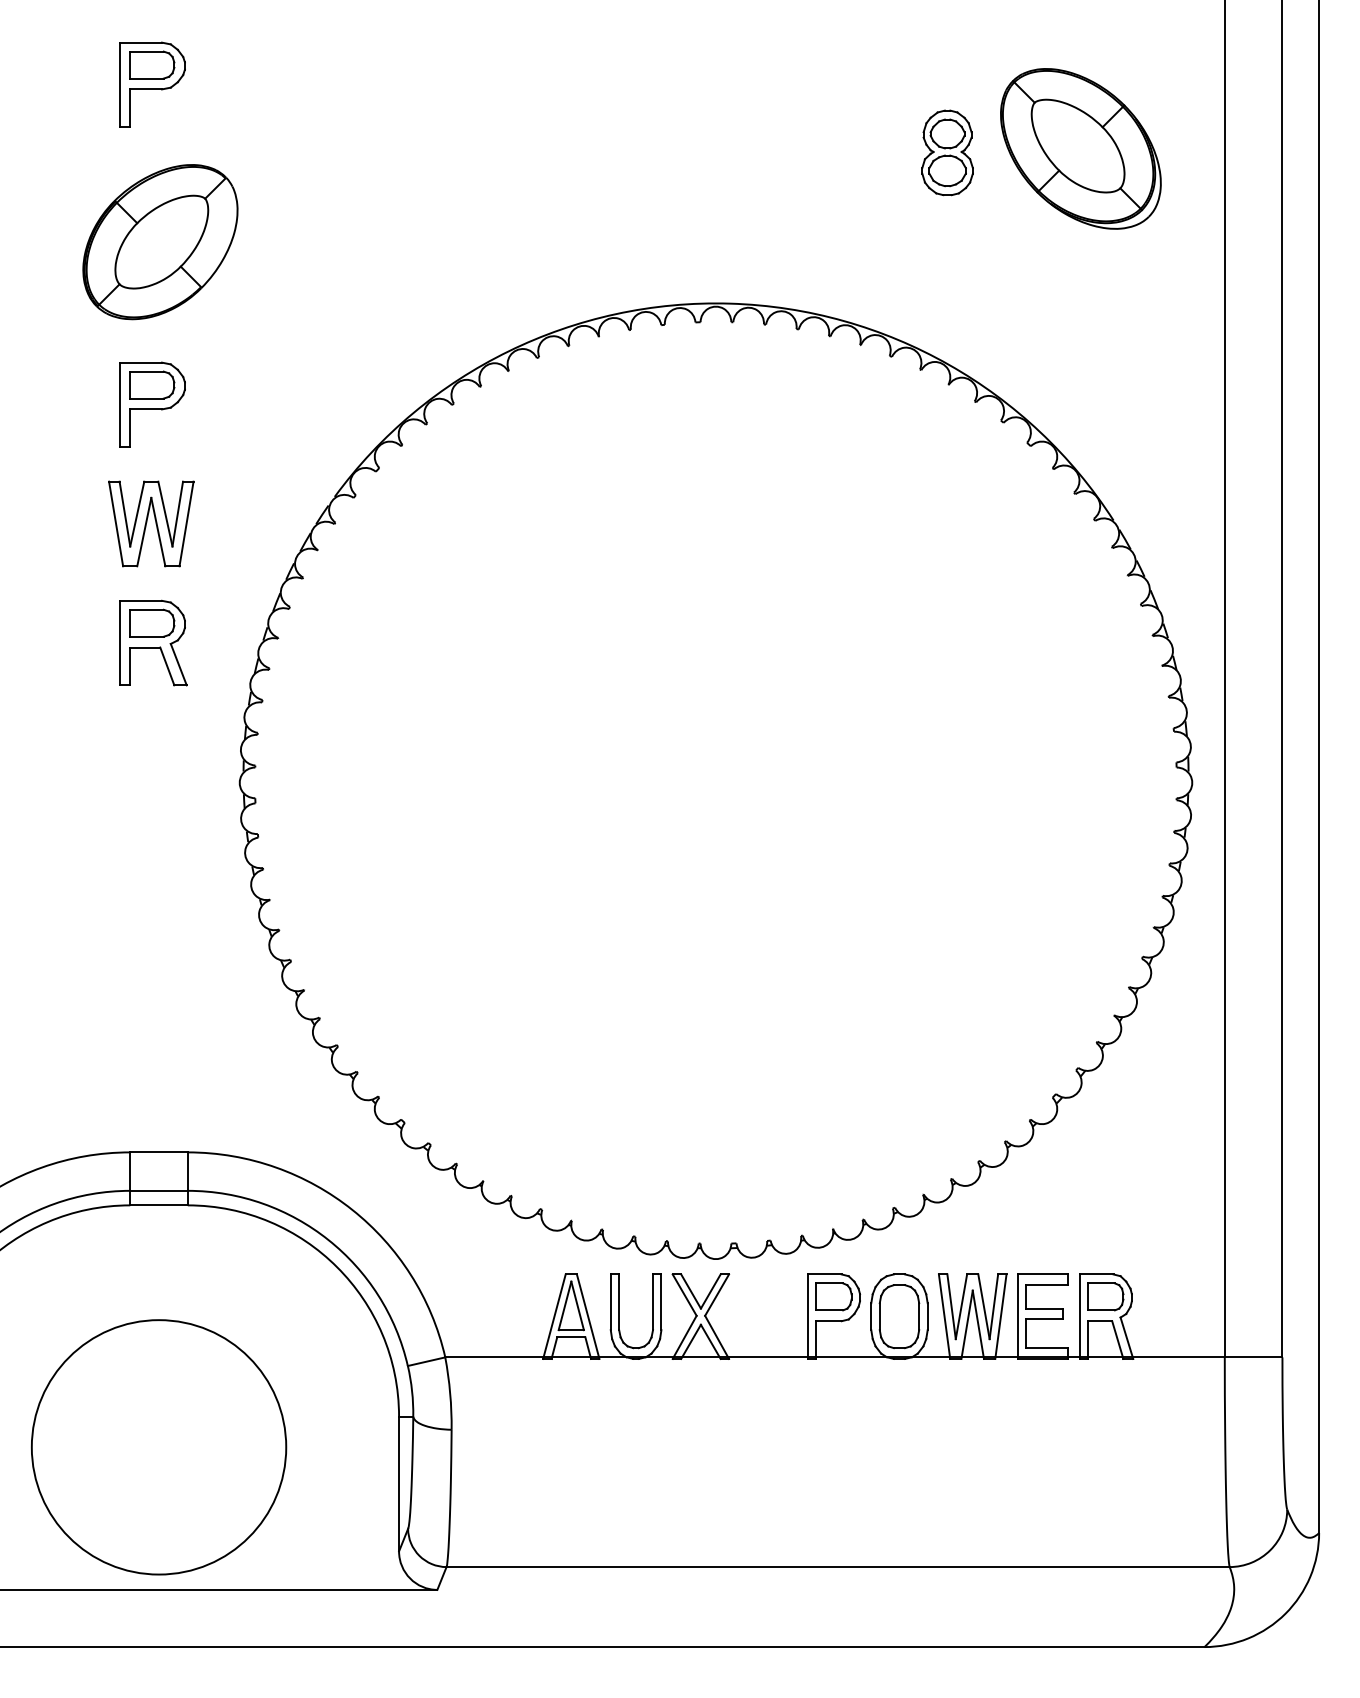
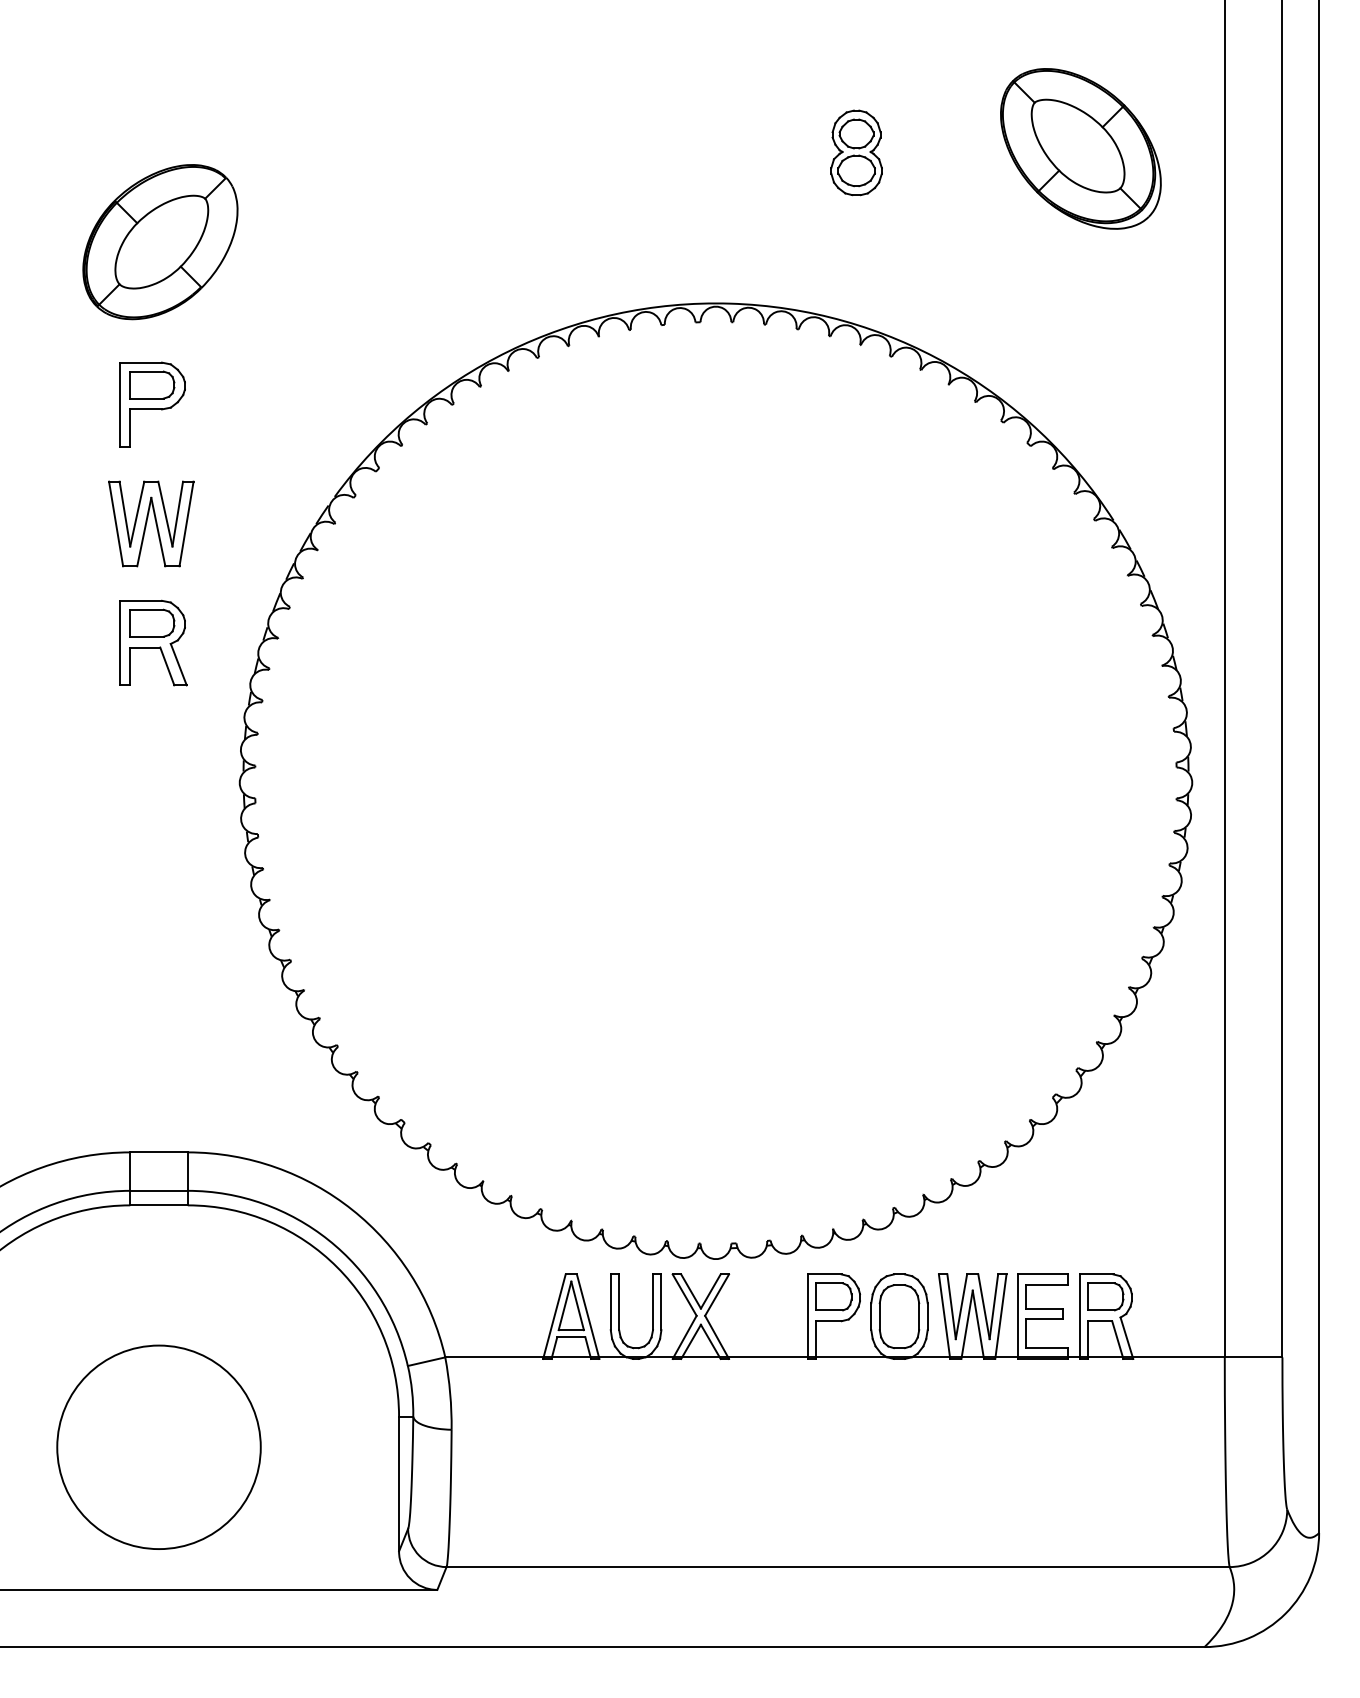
part: present -> none (152, 84)
part position: (947, 152) -> (856, 152) (856, 152)
circle diameter: 254 px -> 204 px (158, 1447)
